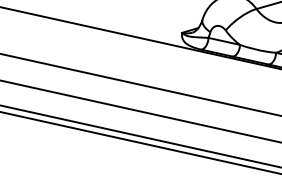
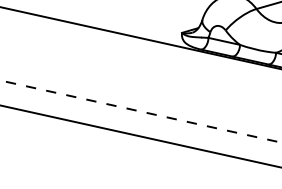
line: present -> none (140, 84)
line: solid -> dashed (140, 111)
line: present -> none (140, 142)
